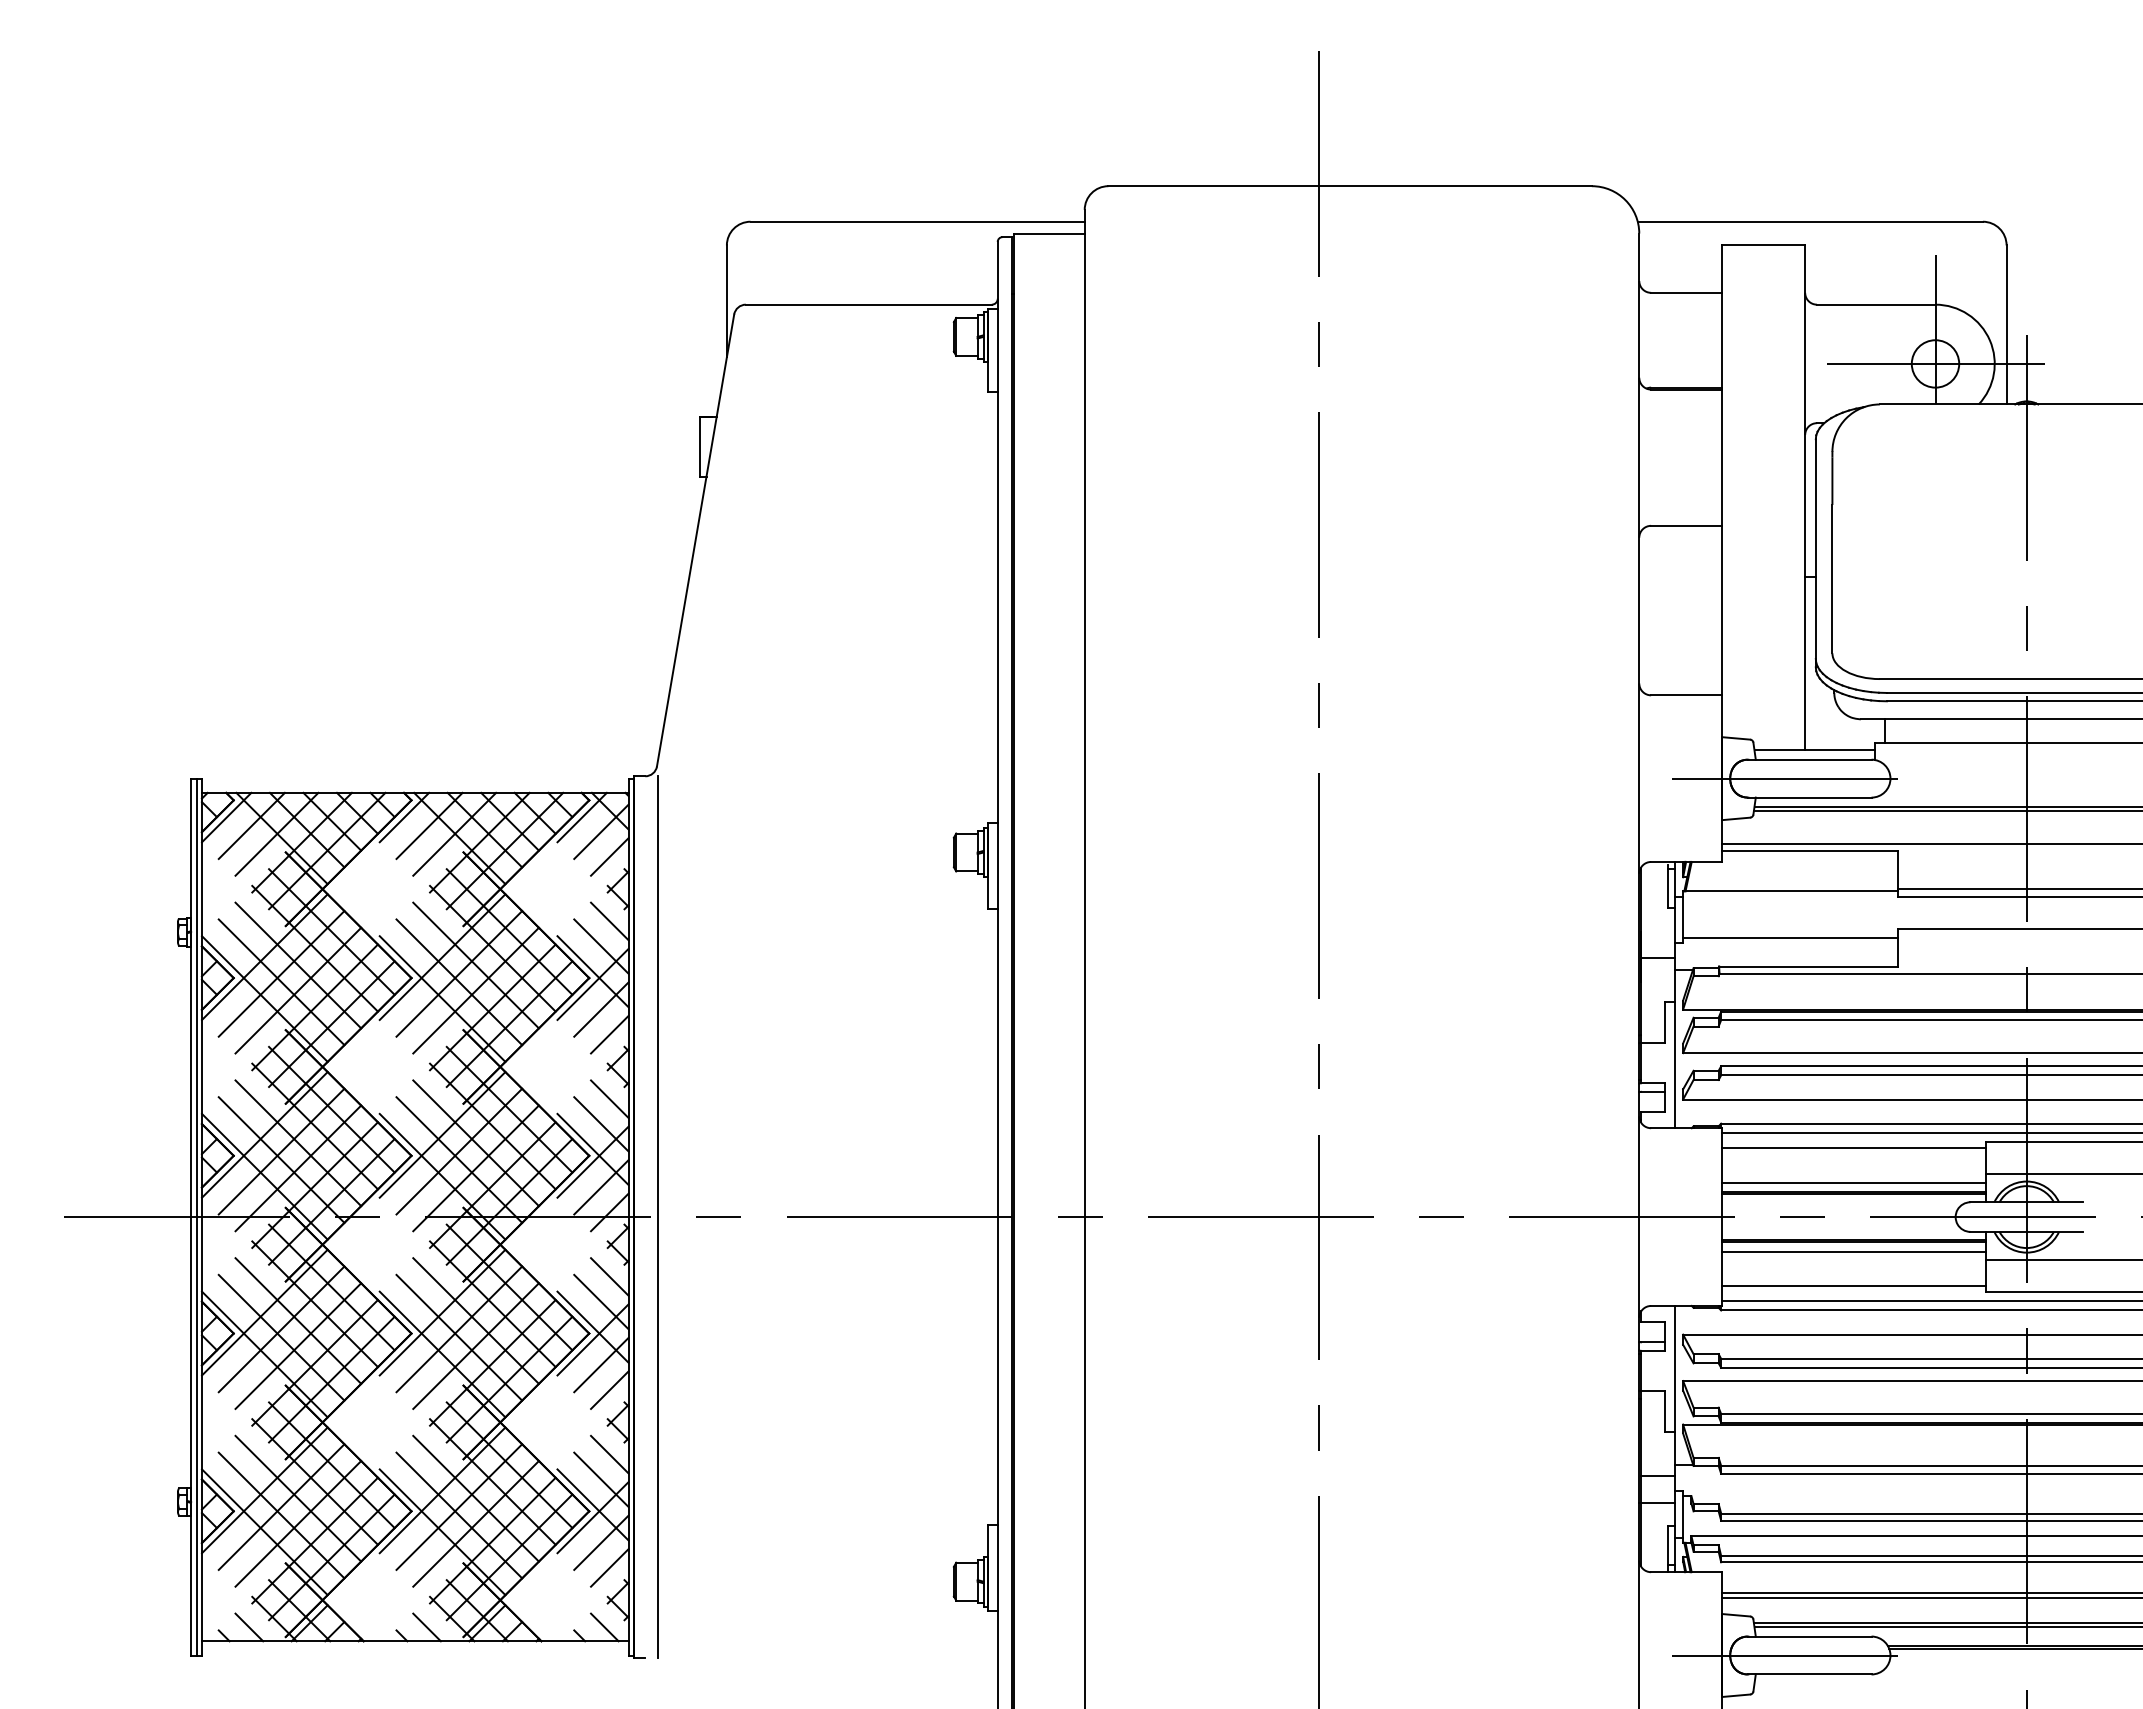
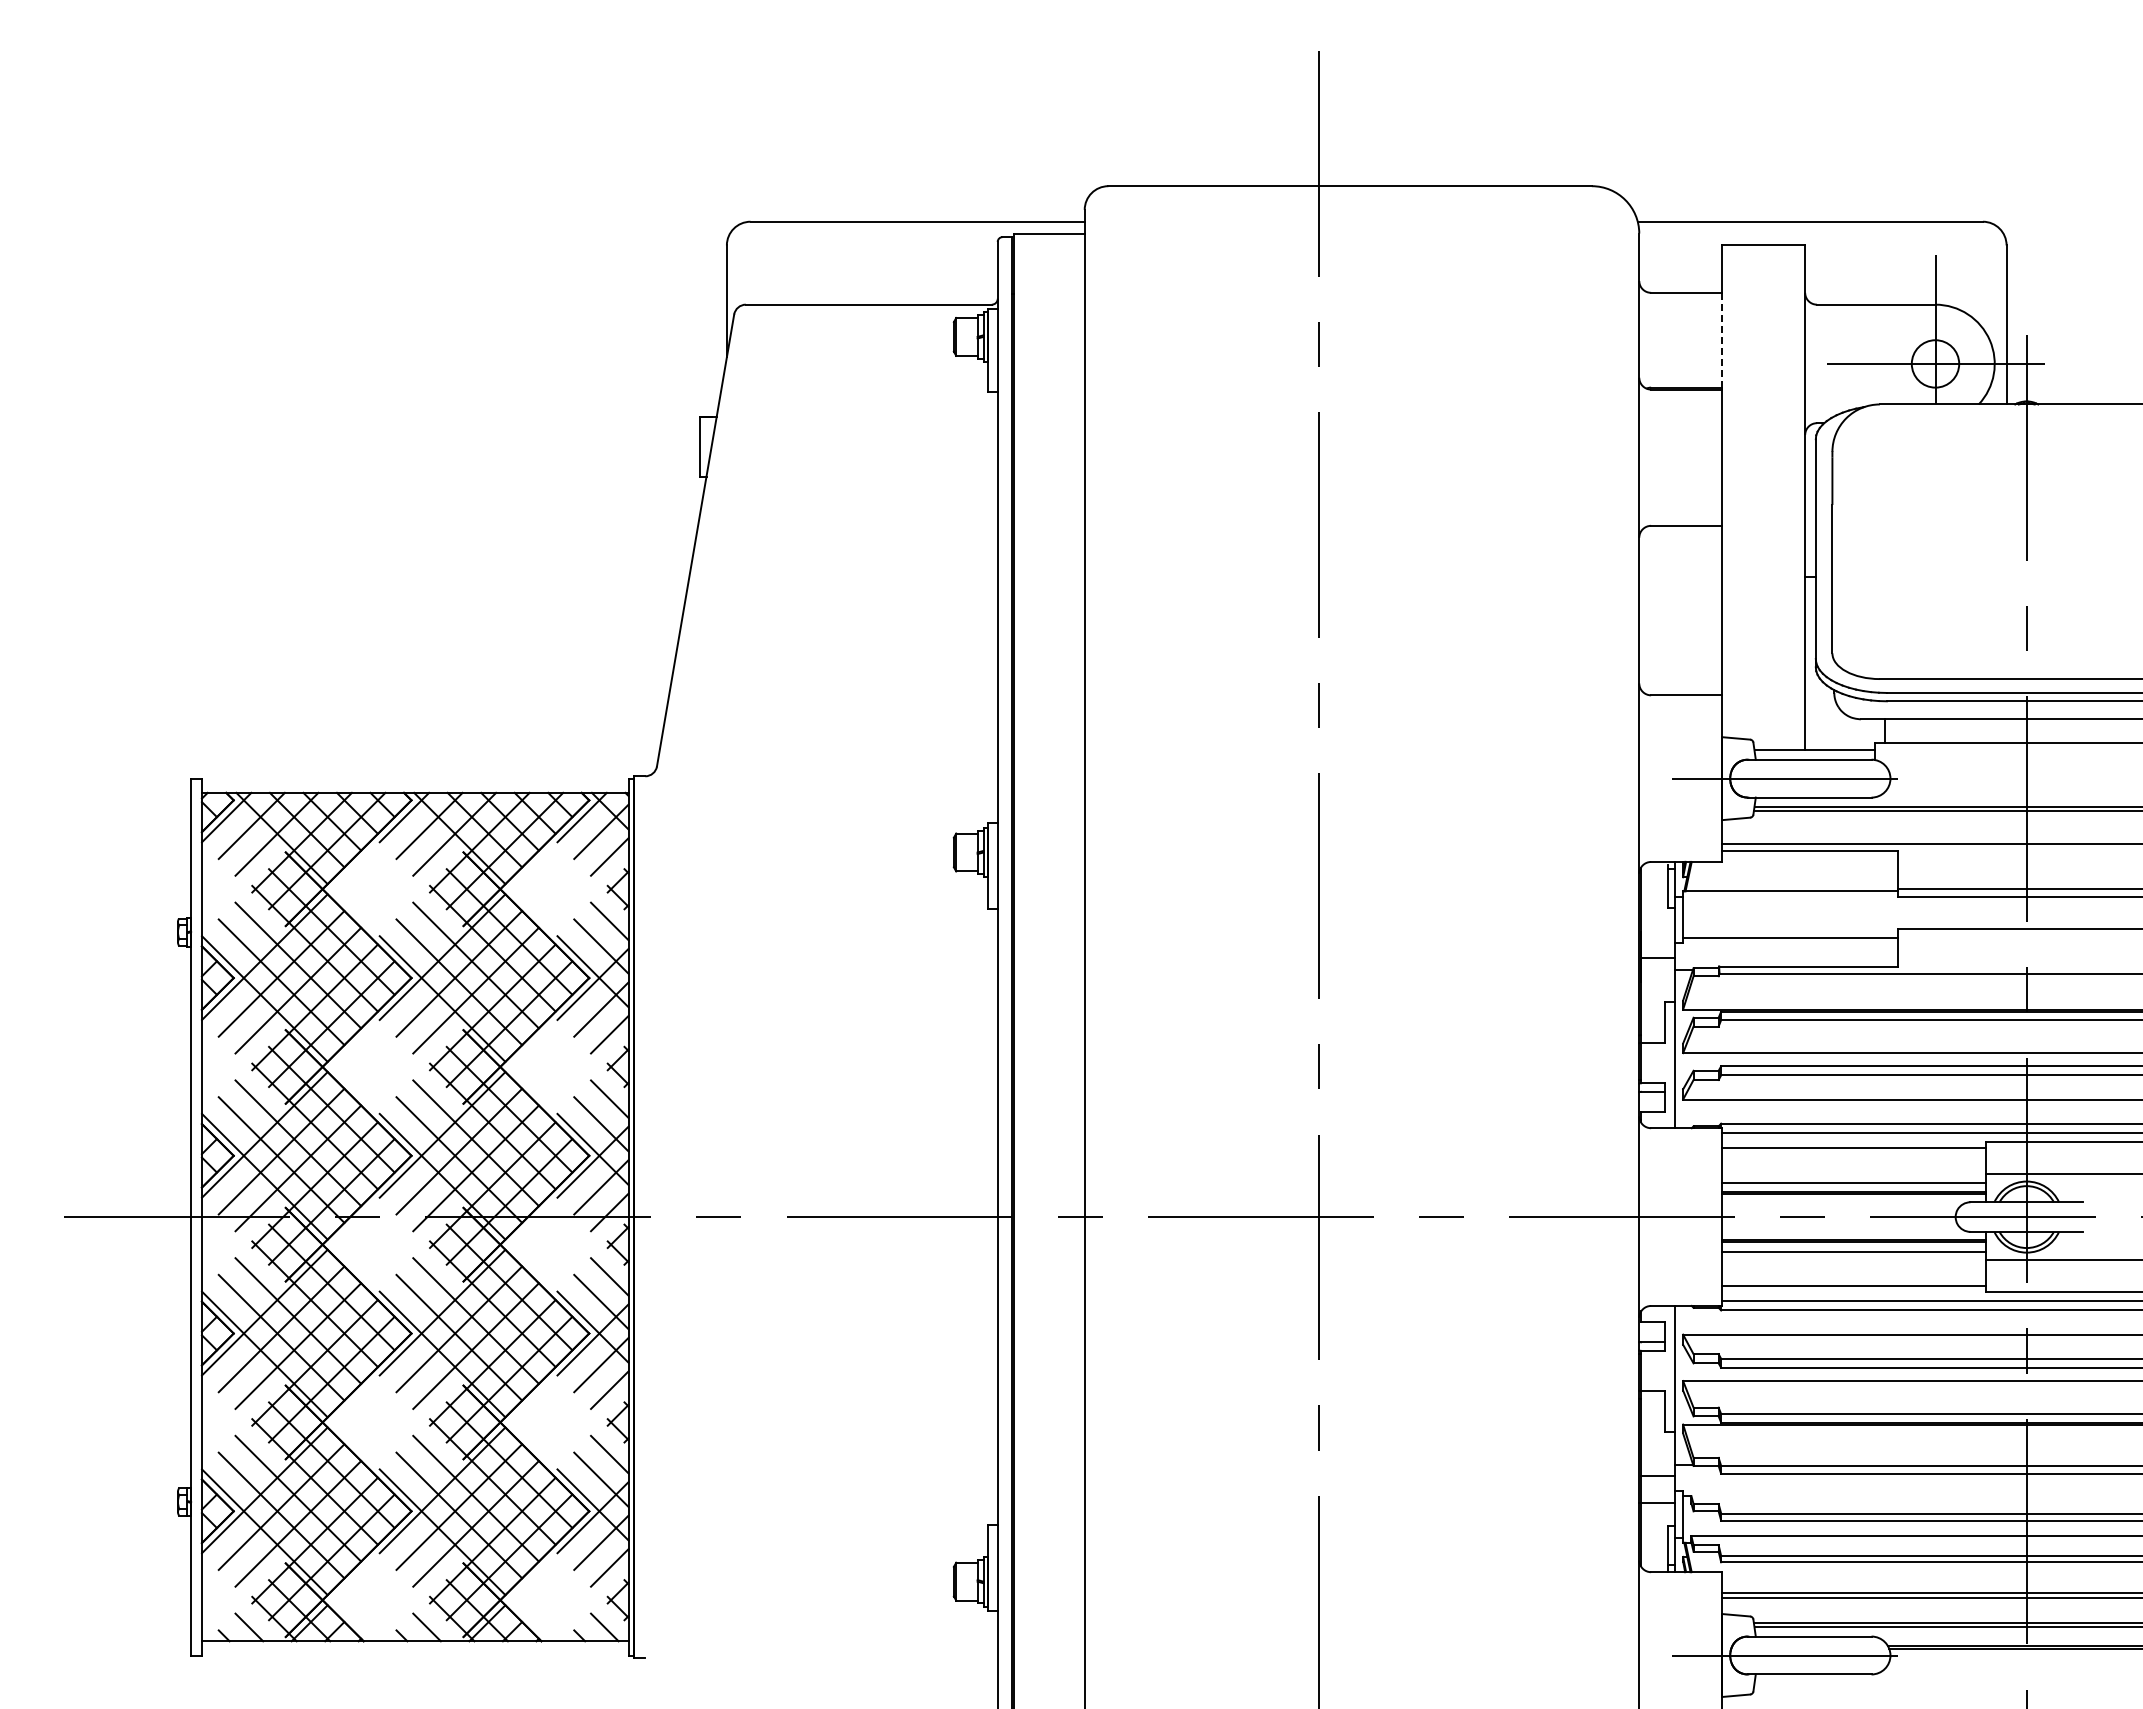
line: solid -> dashed (1722, 339)
line: present -> none (196, 1216)
line: present -> none (657, 1216)
